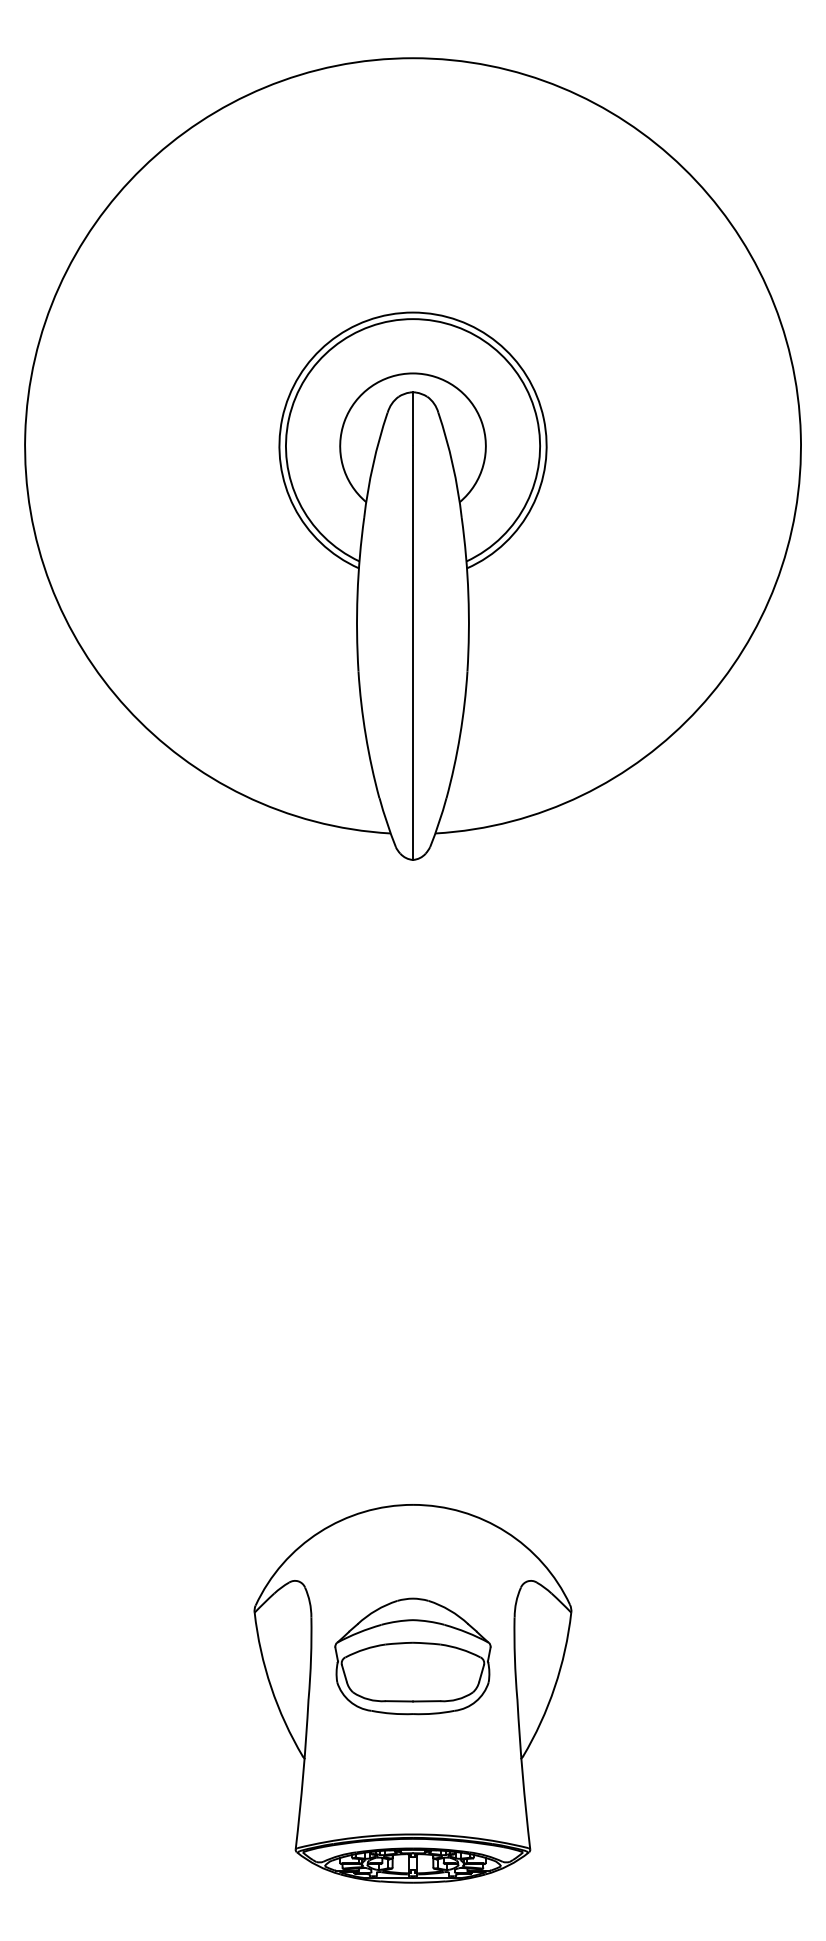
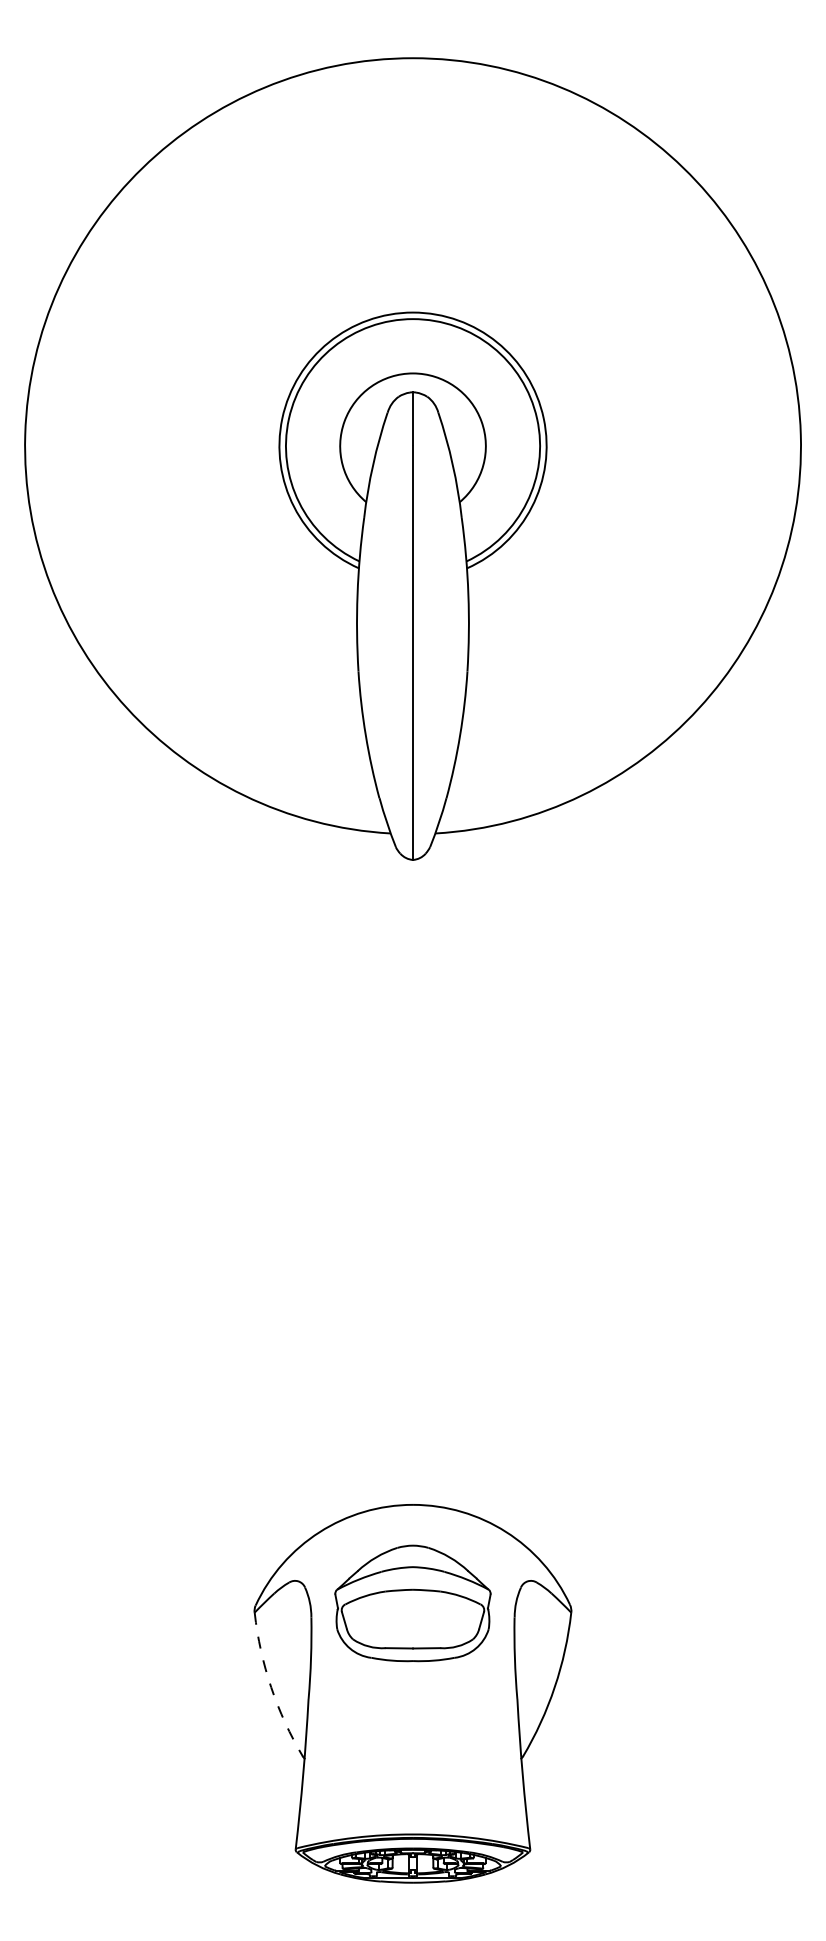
part position: (412, 1656) -> (412, 1603) (412, 1603)
arc: solid -> dashed (271, 1687)
